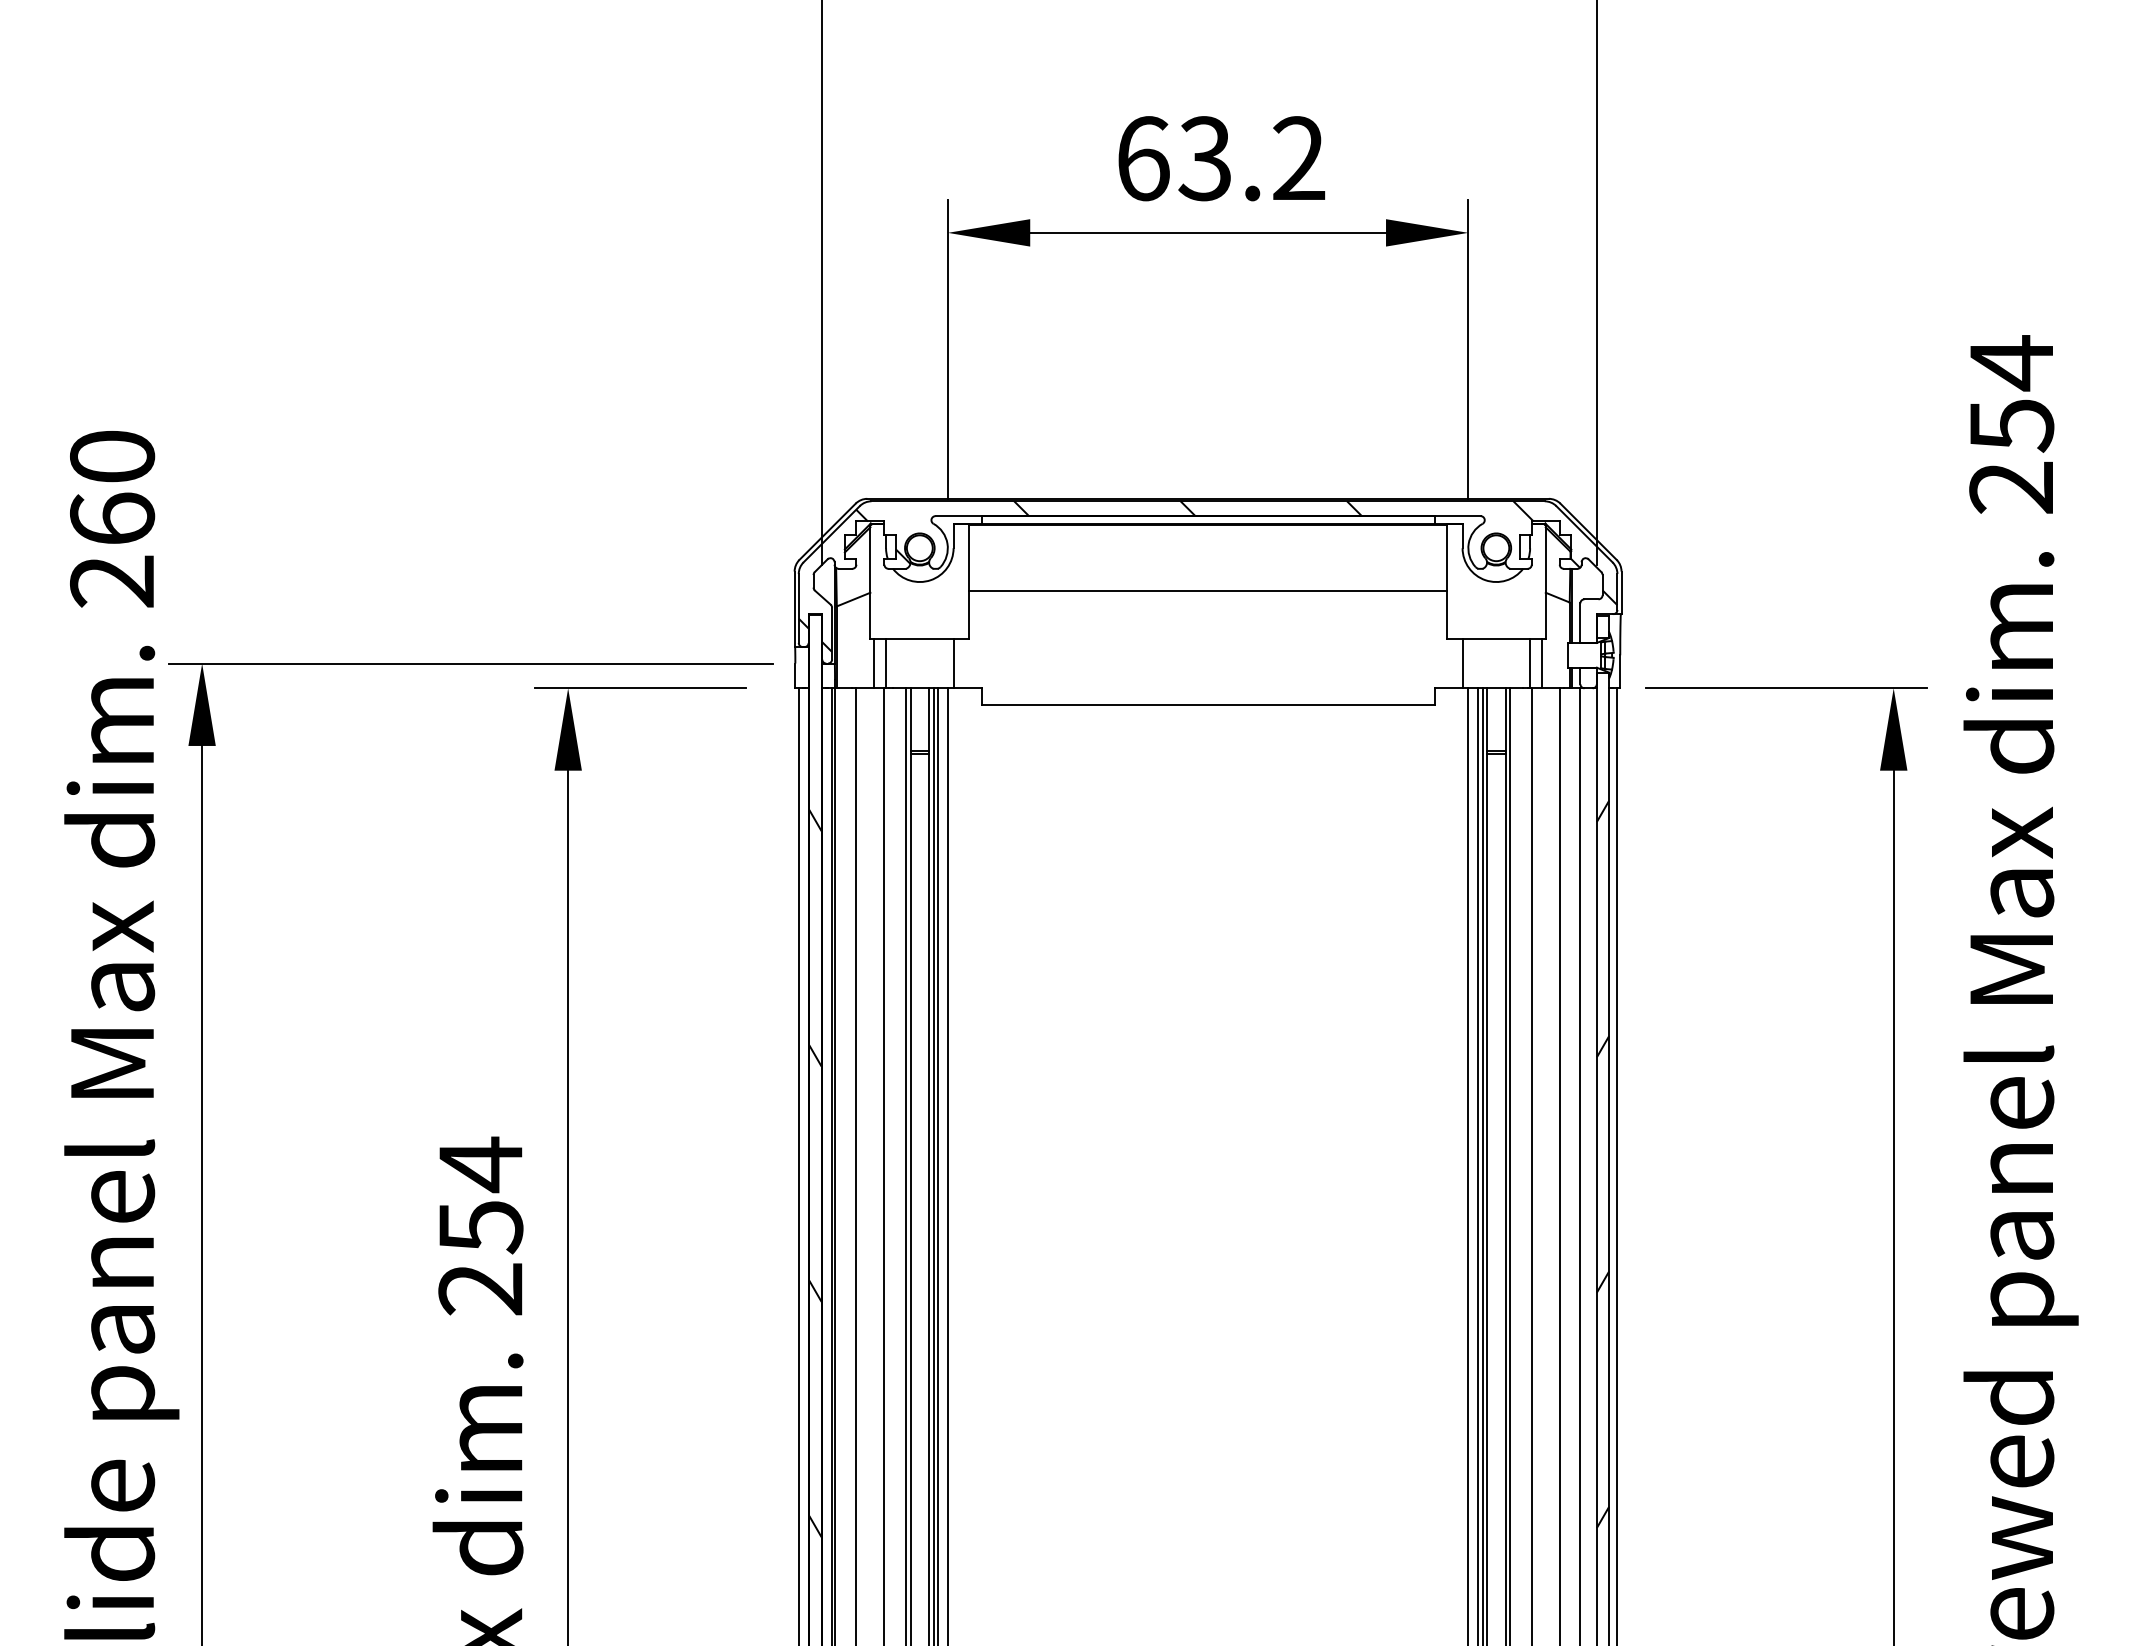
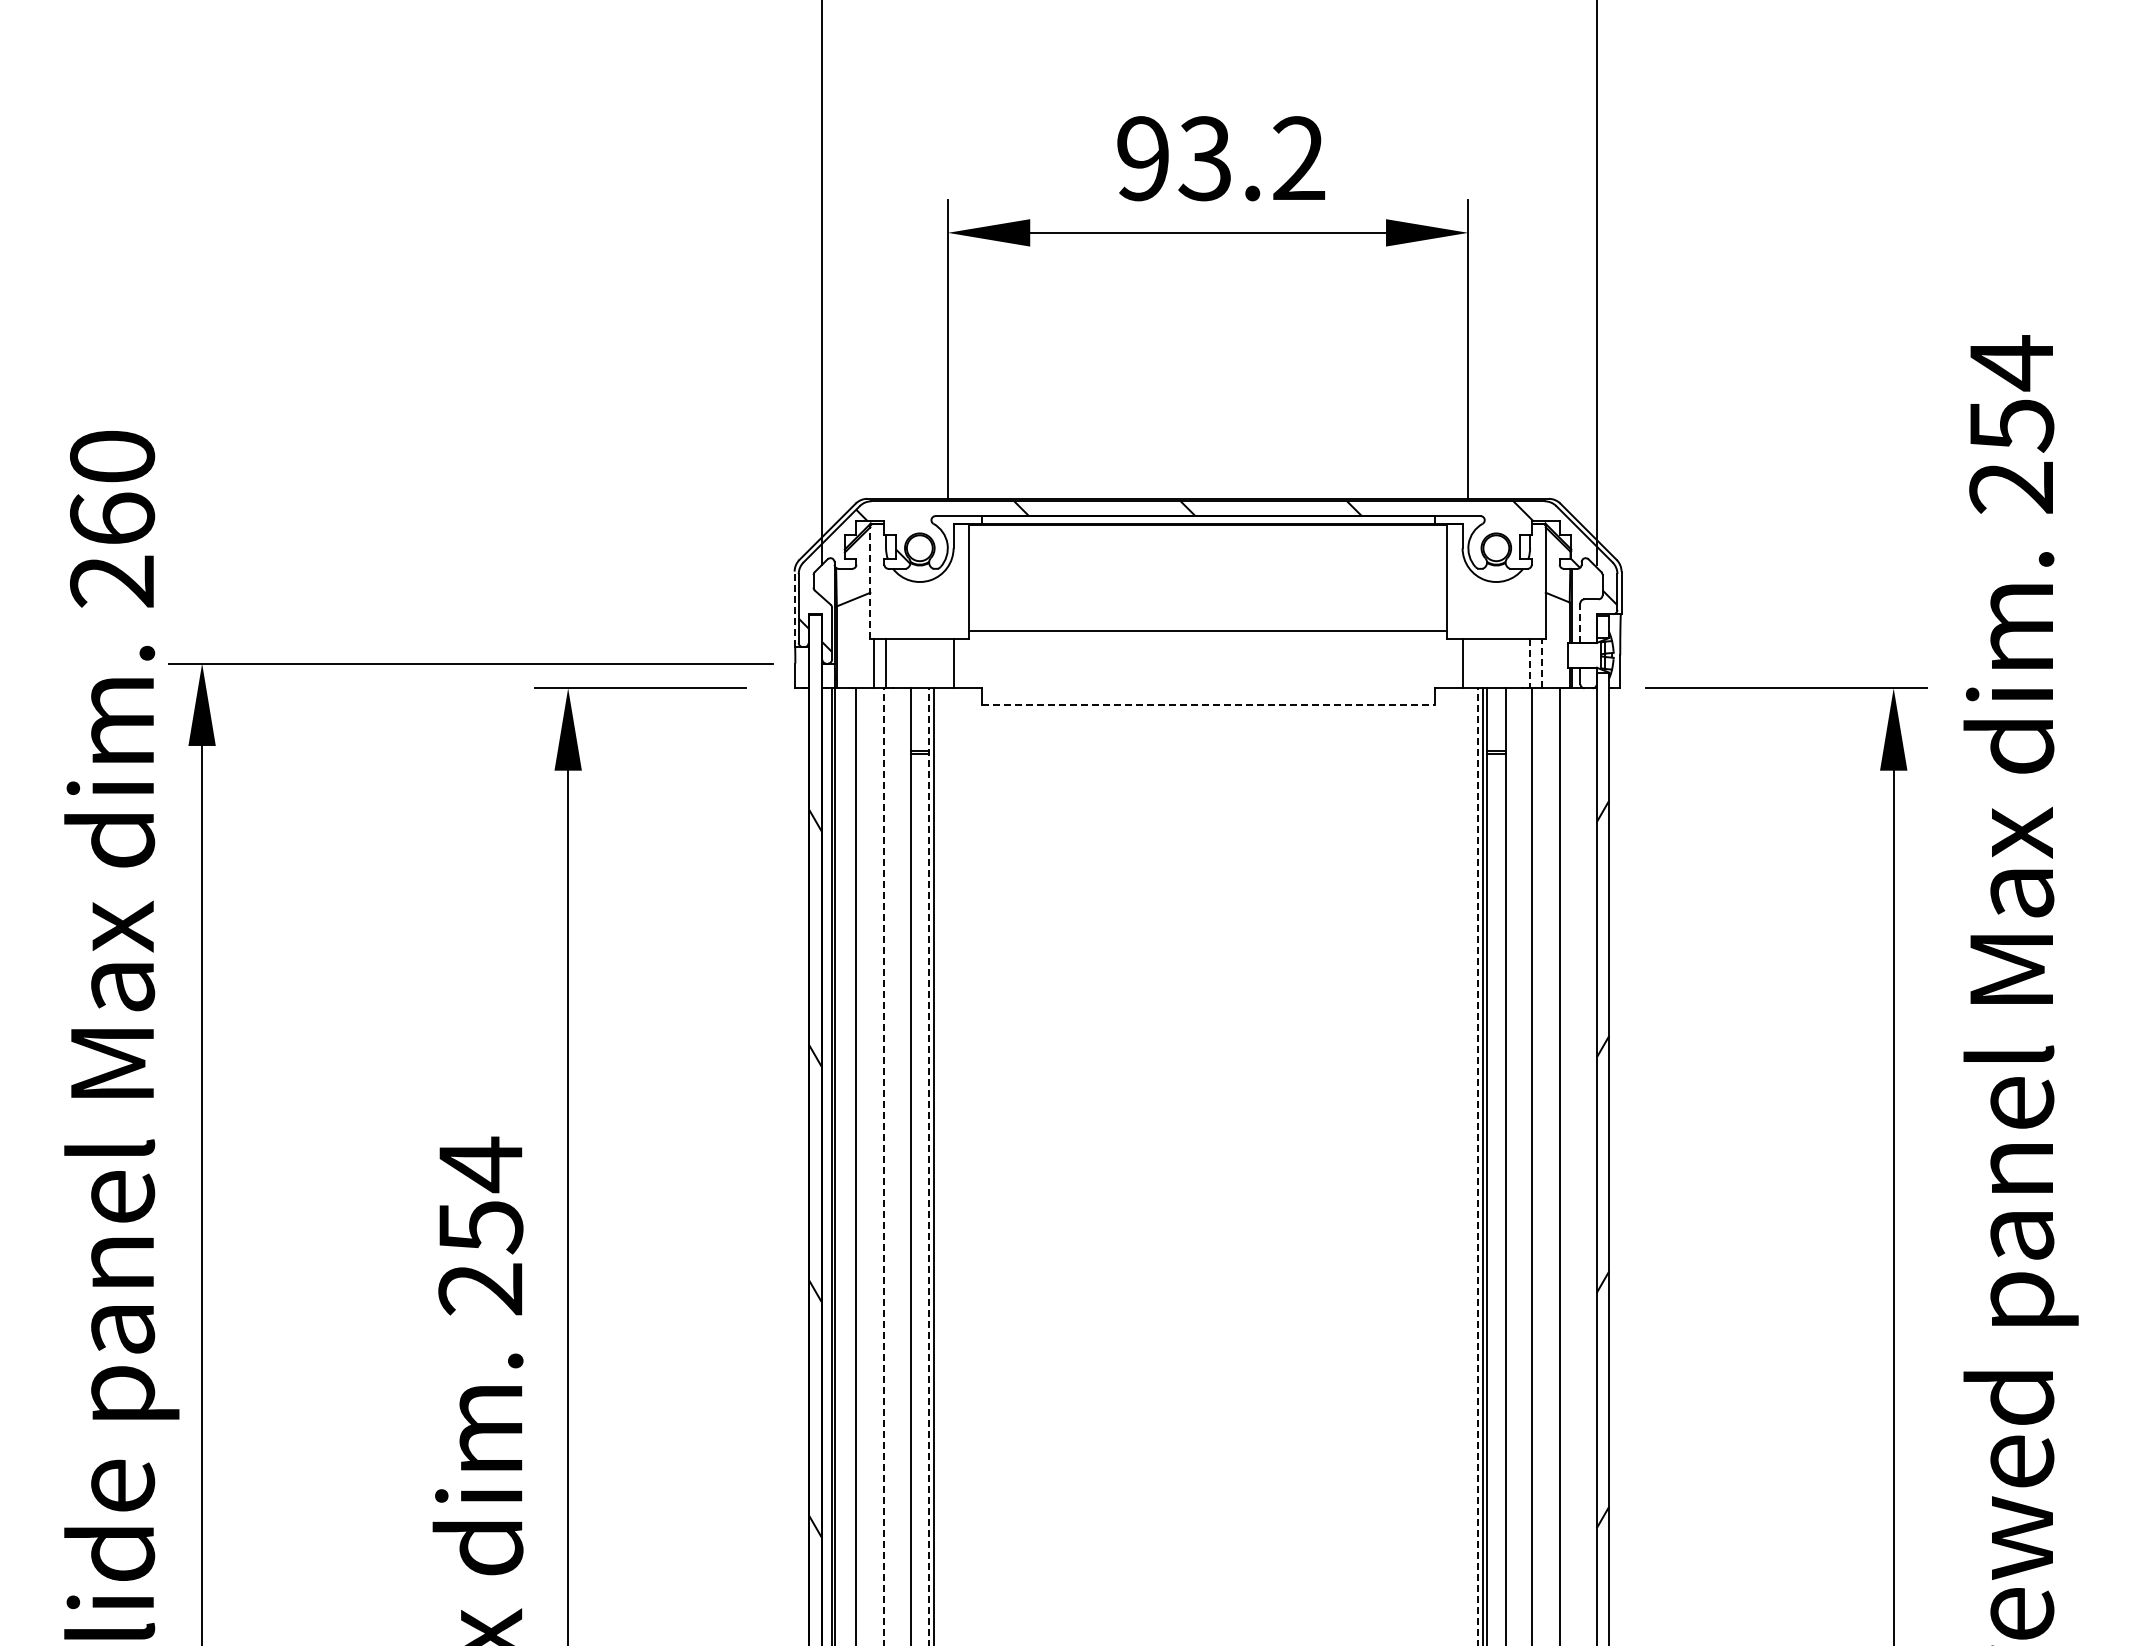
text: 63.2 -> 93.2 (1143, 158)
line: solid -> dashed (870, 582)
line position: (1207, 591) -> (1207, 631) (1207, 631)
line: solid -> dashed (794, 609)
line: solid -> dashed (1580, 623)
line: solid -> dashed (1530, 663)
line: solid -> dashed (1542, 663)
line: solid -> dashed (1208, 704)
line: present -> none (798, 1165)
line: present -> none (906, 1165)
line: present -> none (937, 1165)
line: present -> none (947, 1165)
line: present -> none (1468, 1165)
line: present -> none (1510, 1165)
line: present -> none (1580, 1165)
line: present -> none (1617, 1165)
line: solid -> dashed (884, 1166)
line: solid -> dashed (929, 1166)
line: solid -> dashed (1478, 1166)
